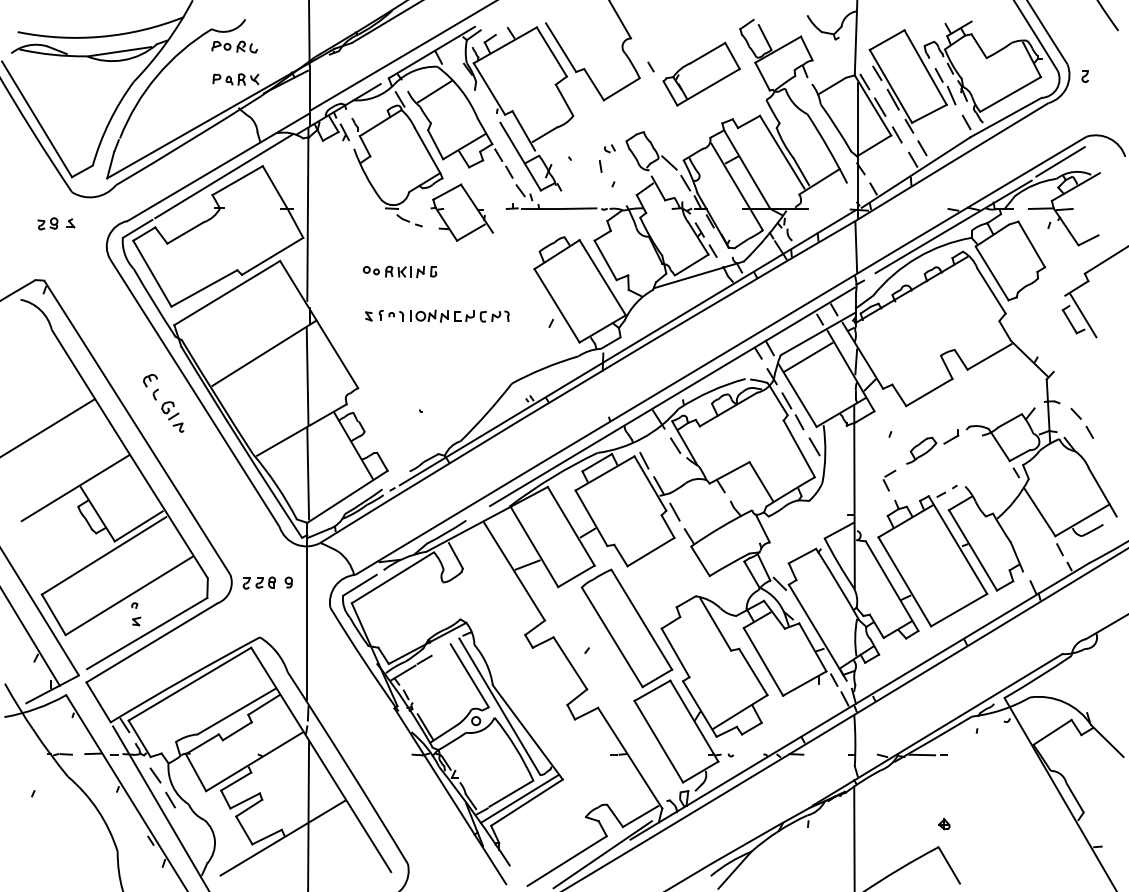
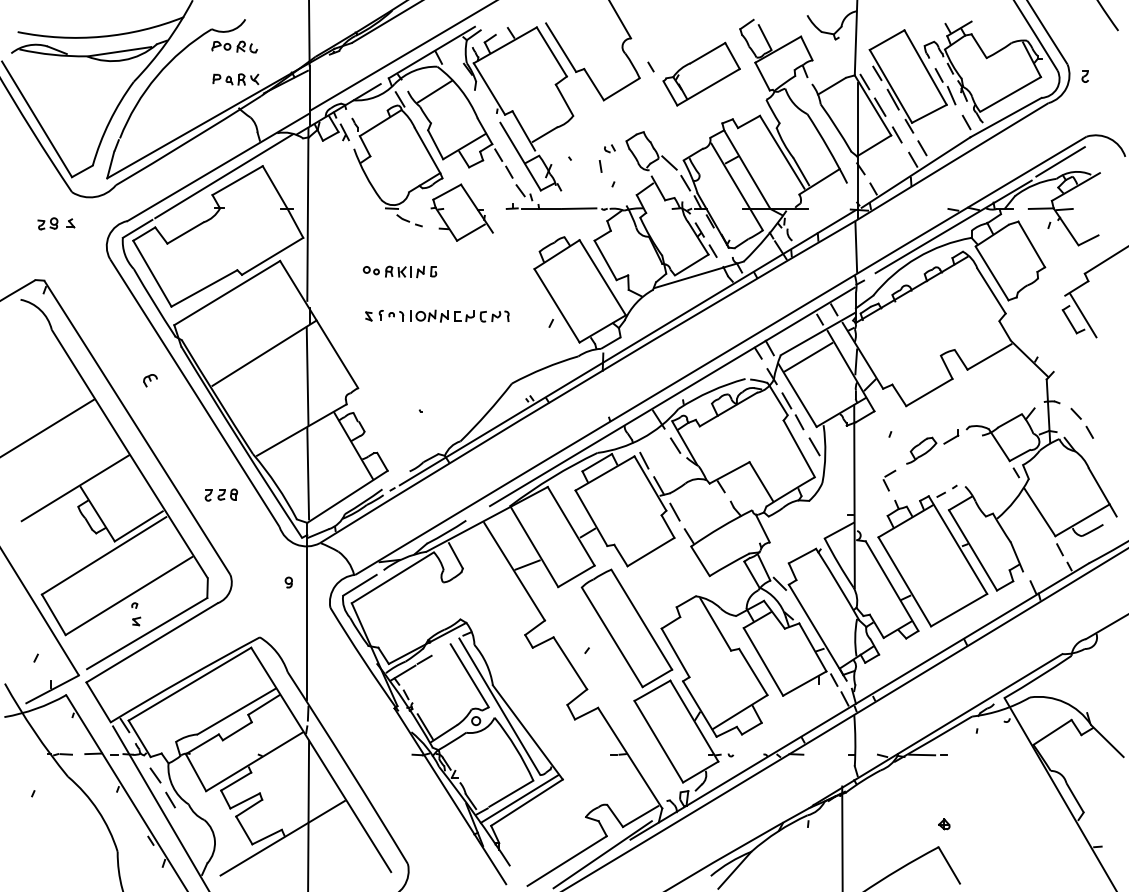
part: present -> none (168, 410)
part position: (259, 582) -> (221, 494) (221, 494)
line: present -> none (30, 637)
line position: (854, 837) -> (842, 837) (842, 837)
